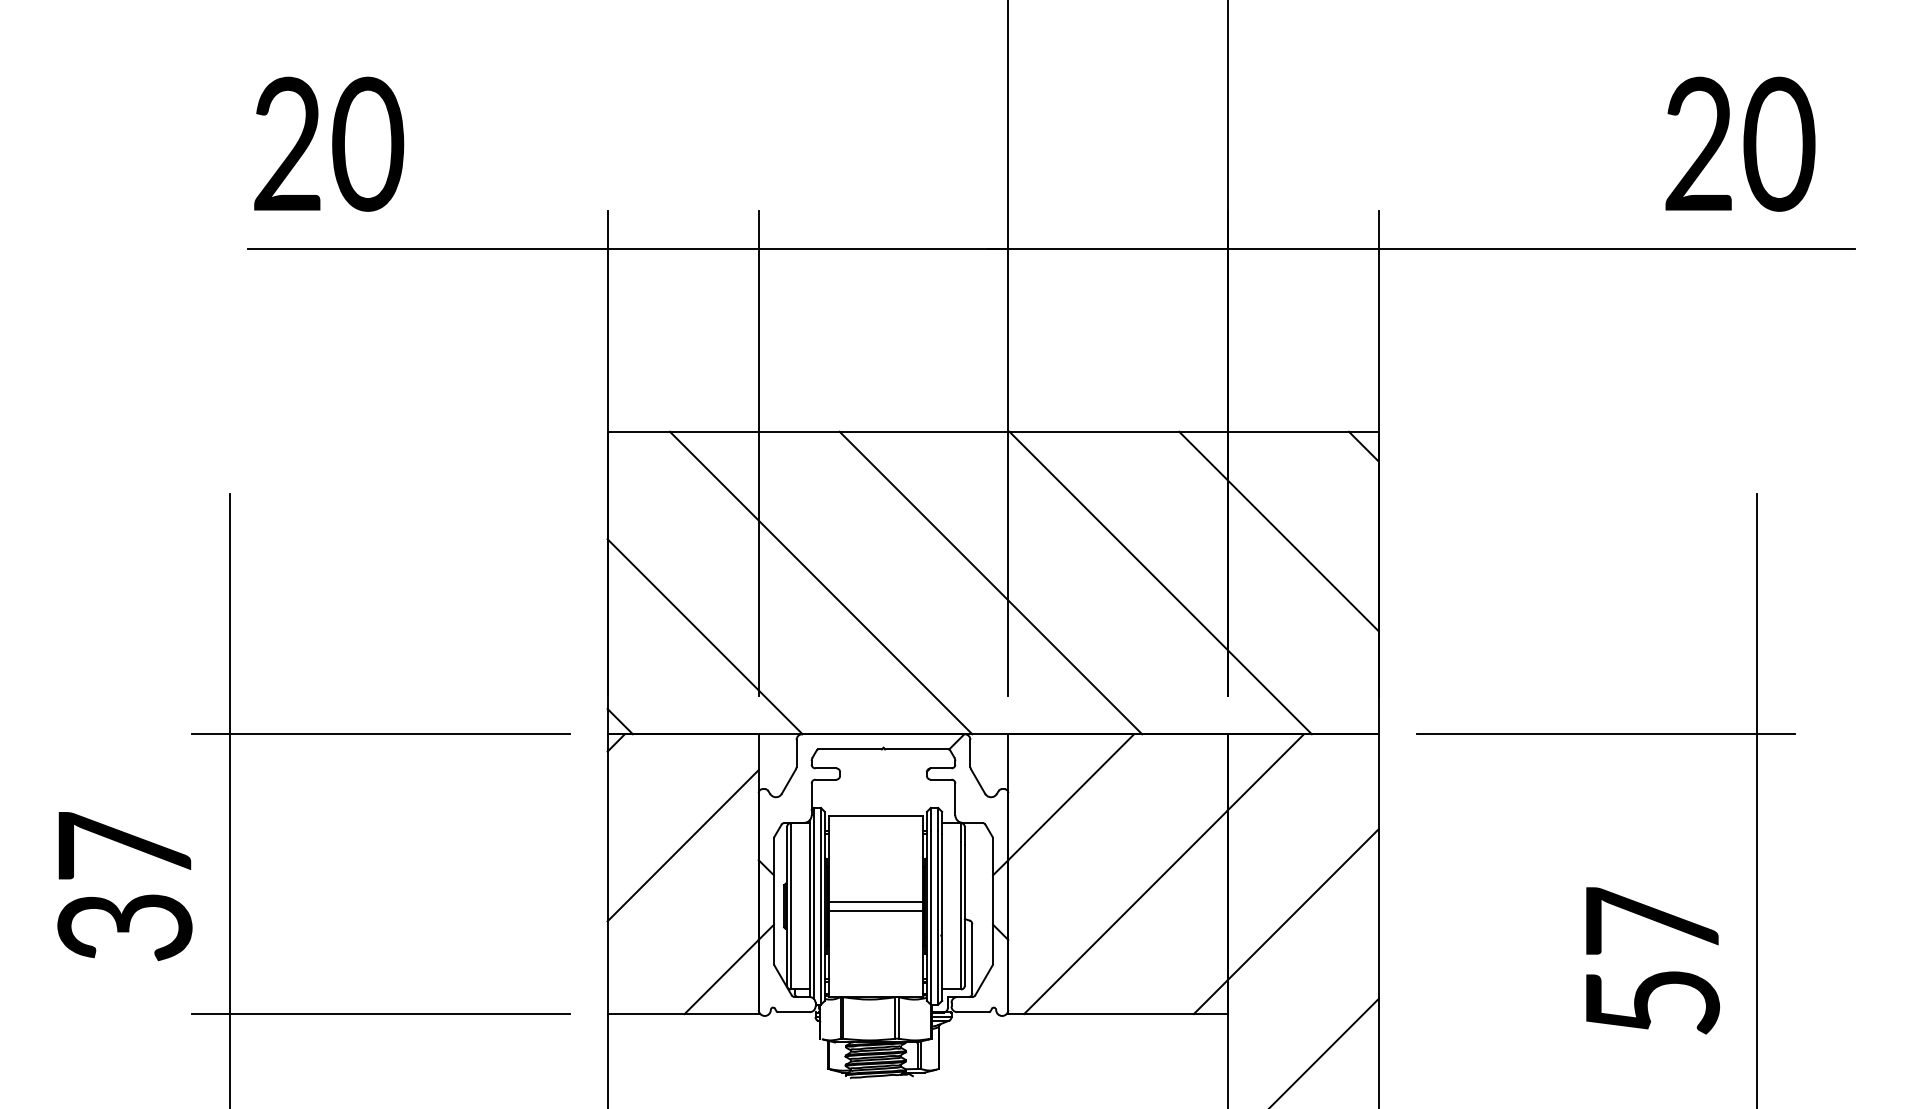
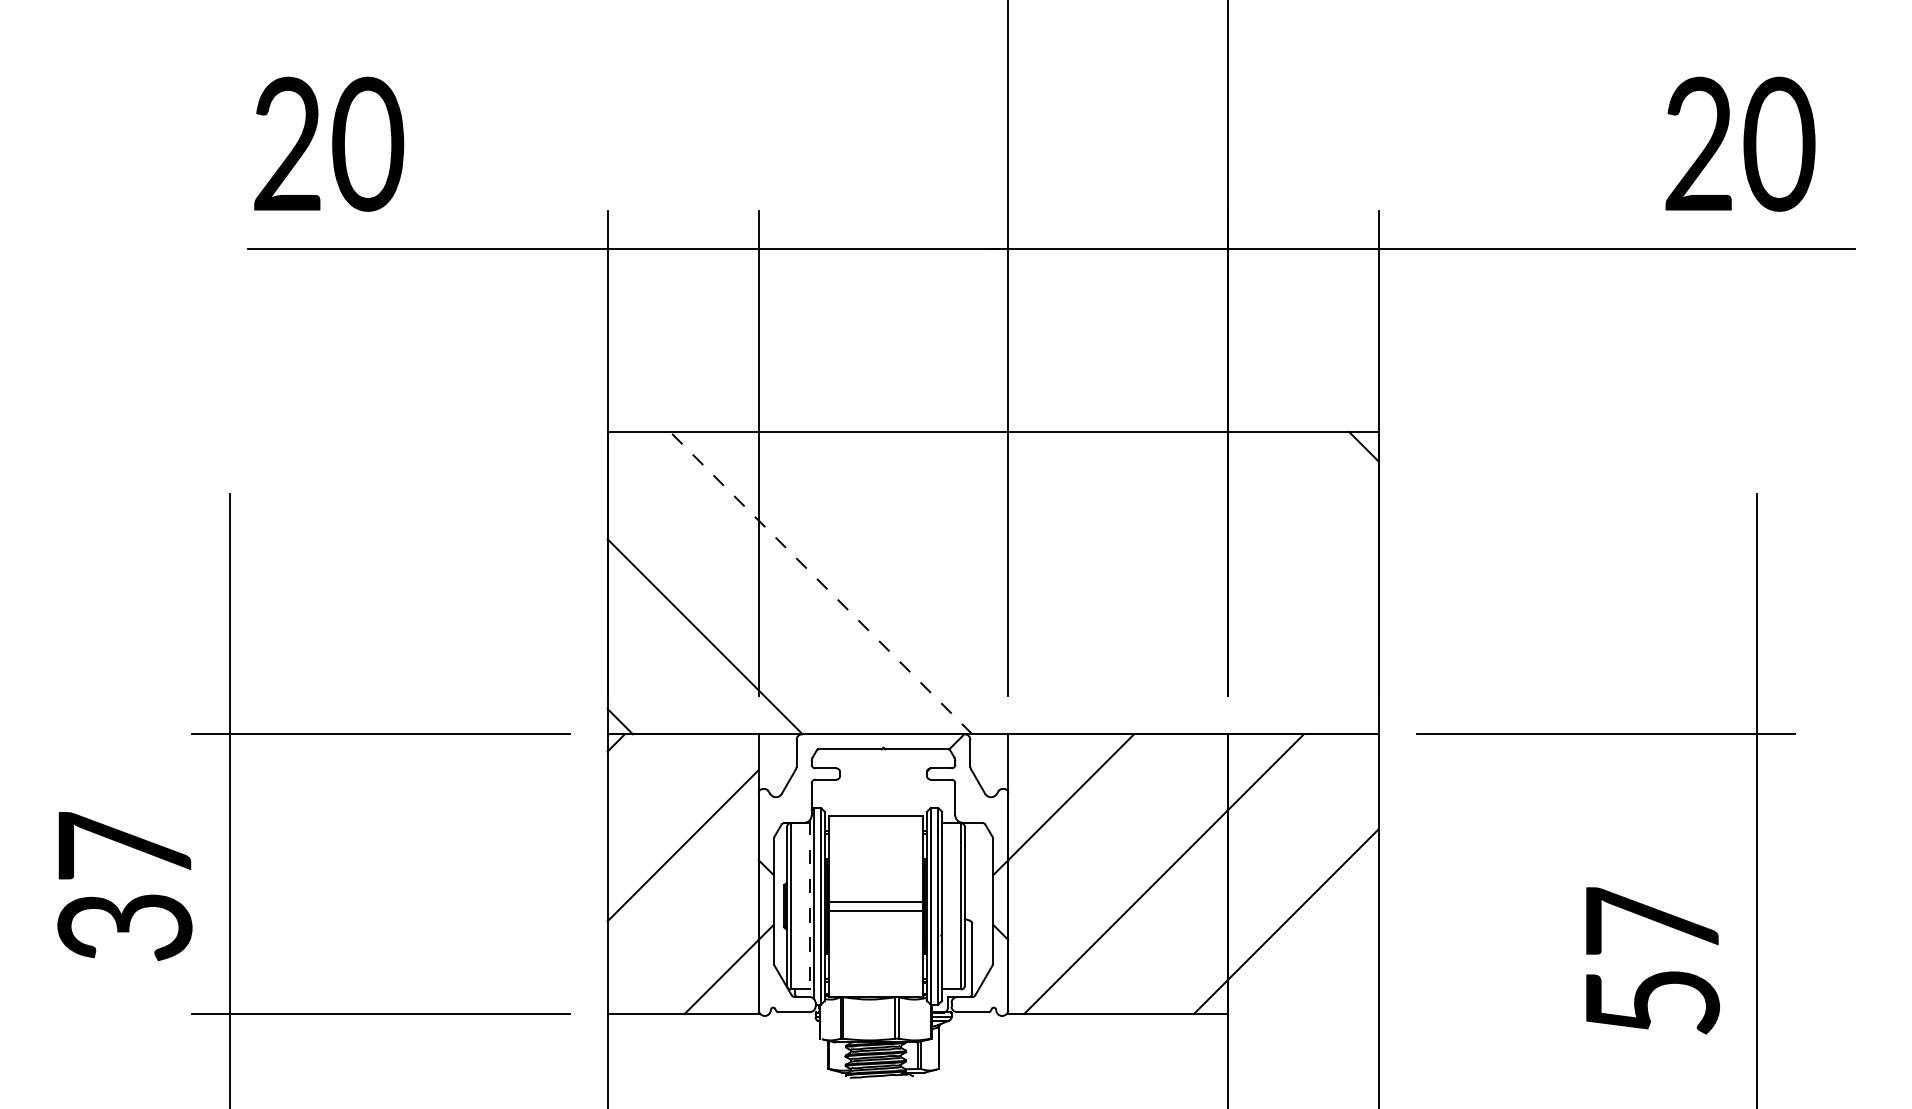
line: present -> none (1278, 531)
line: present -> none (990, 582)
line: present -> none (1160, 582)
line: solid -> dashed (821, 583)
line: solid -> dashed (809, 909)
line: present -> none (1325, 1051)
